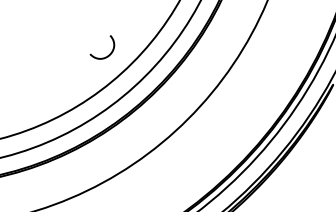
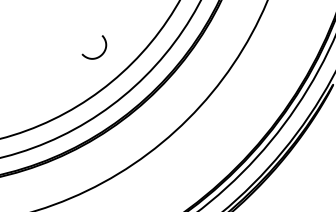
curve position: (109, 53) -> (101, 53) (101, 53)
